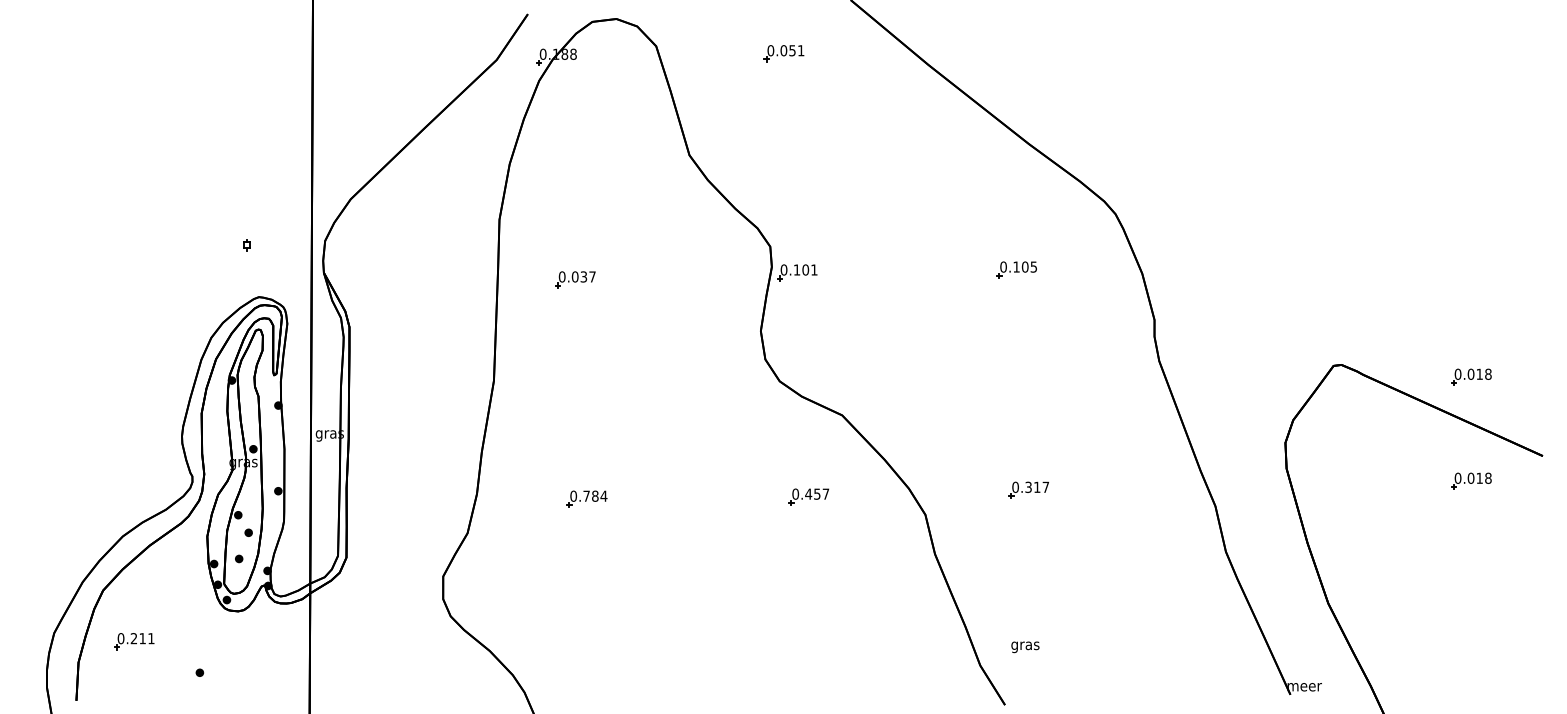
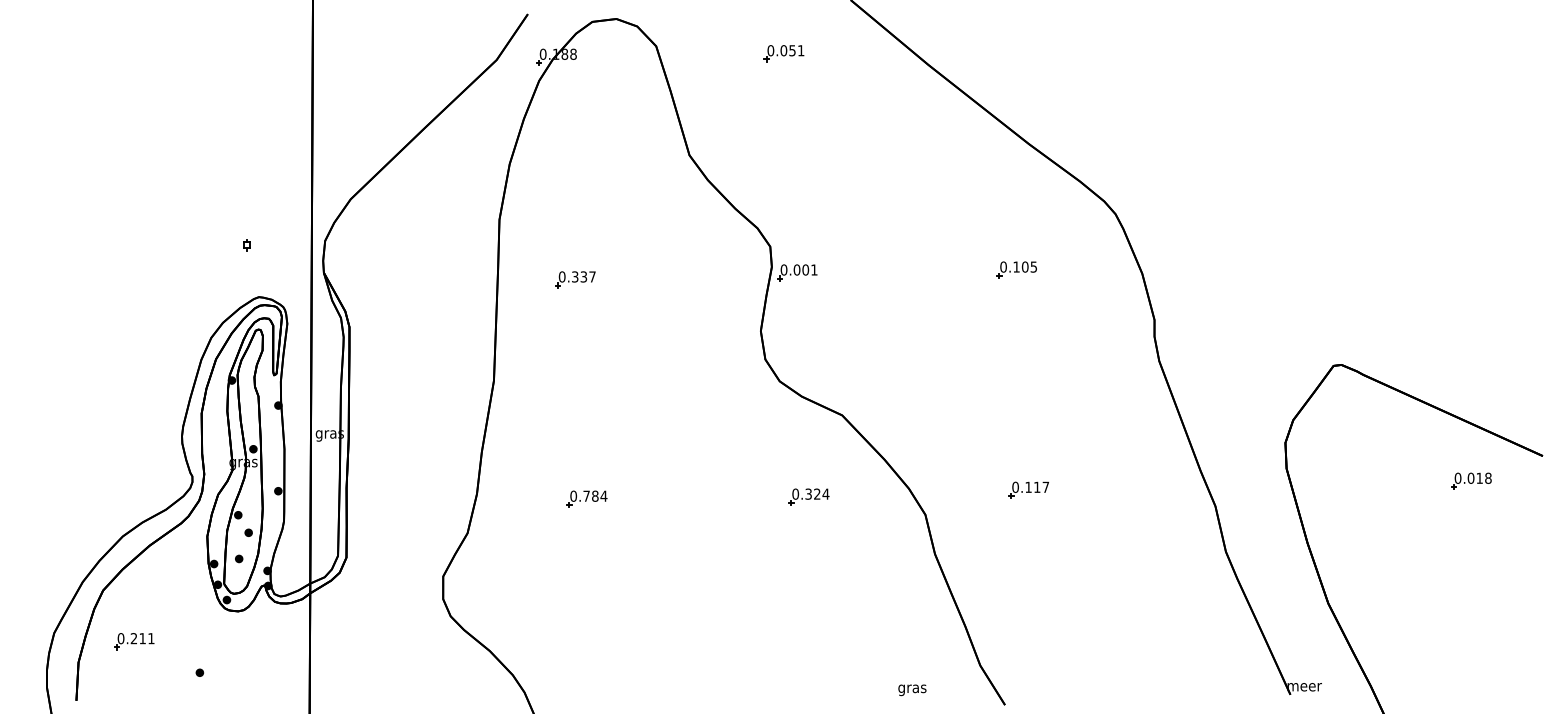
text: 0.101 -> 0.001 (796, 269)
text: 0.037 -> 0.337 (574, 276)
part: present -> none (1471, 376)
text: 0.317 -> 0.117 (1028, 486)
text: 0.457 -> 0.324 (817, 493)
text position: (1025, 647) -> (912, 690) (912, 690)
